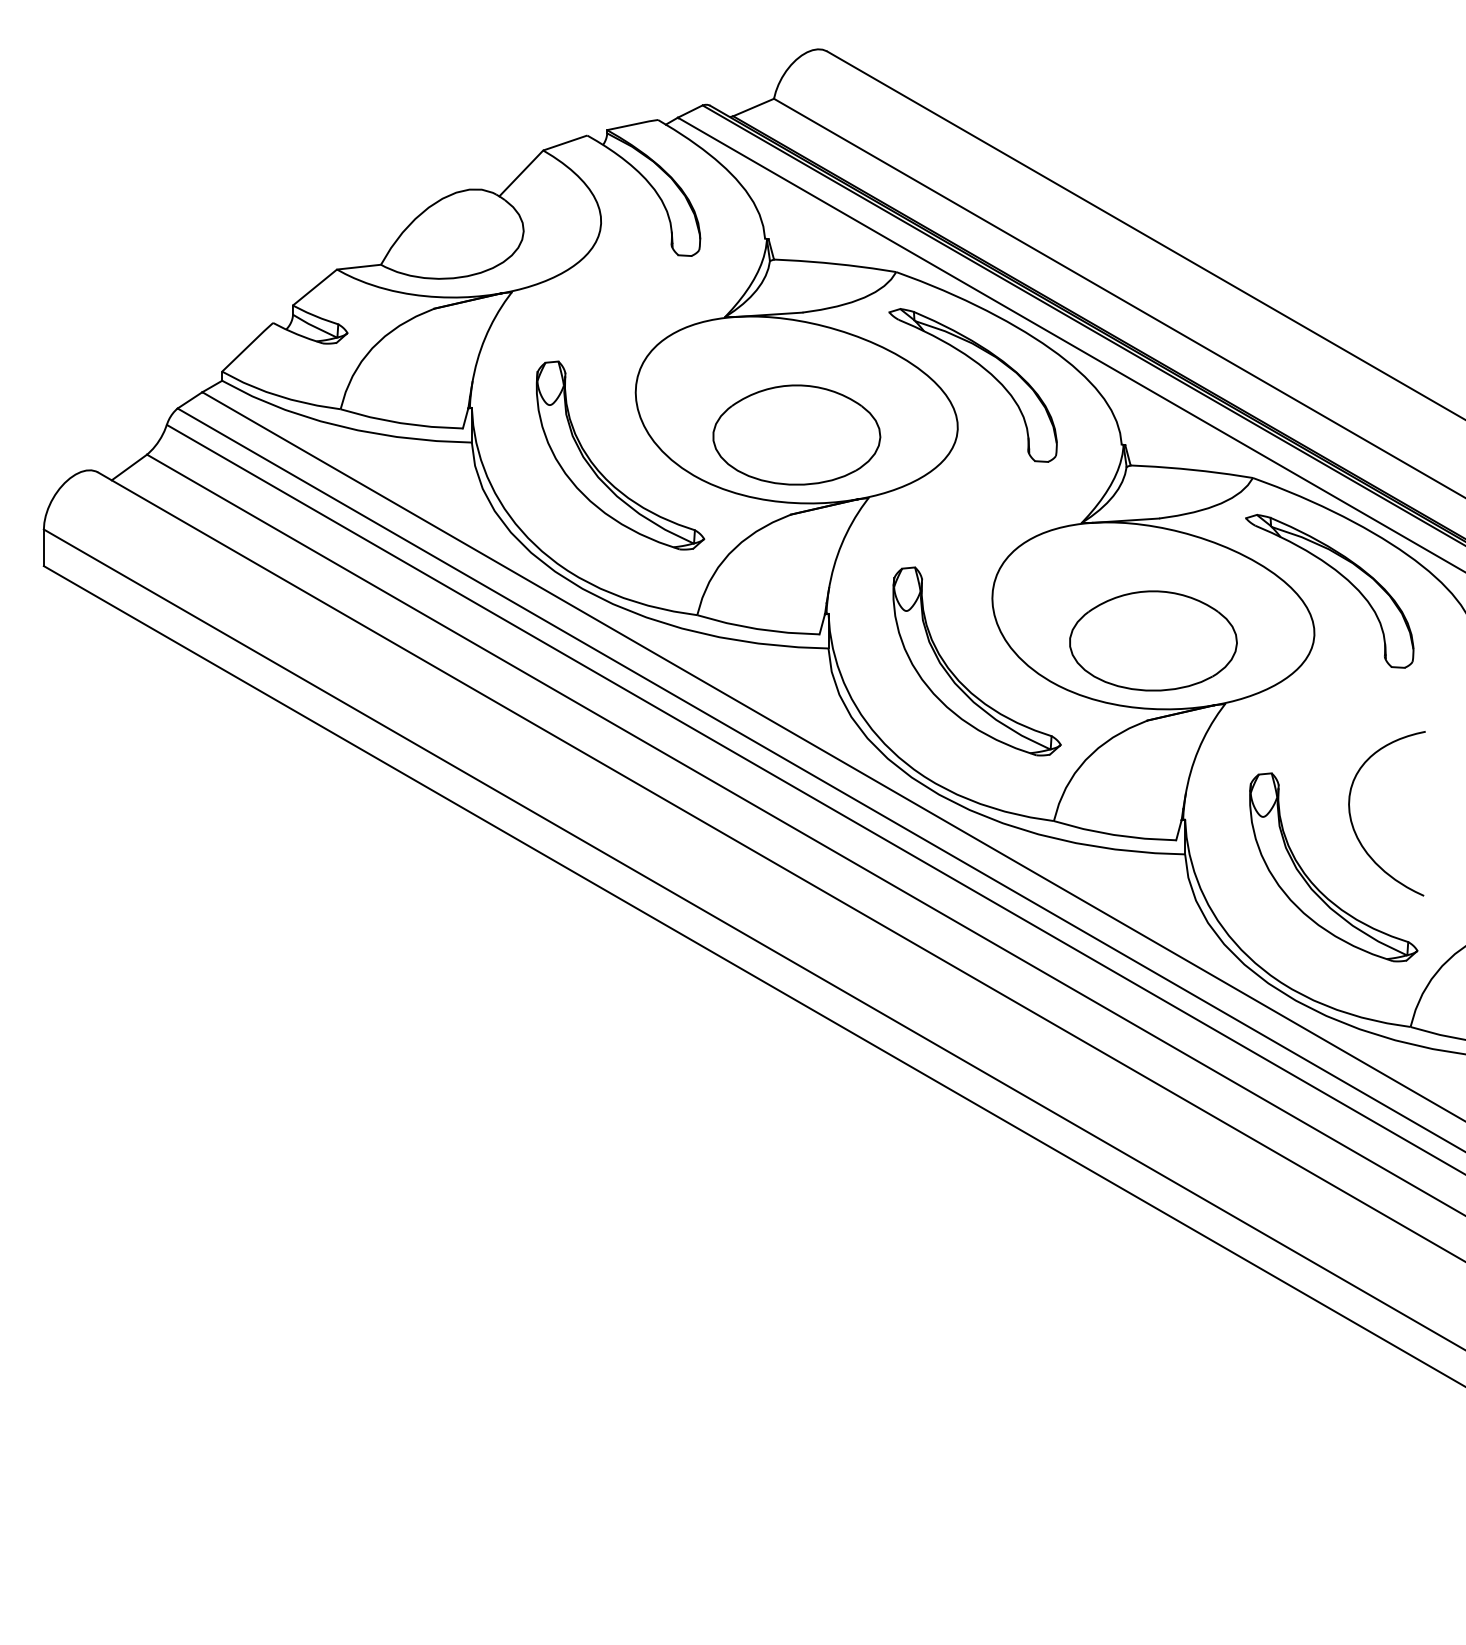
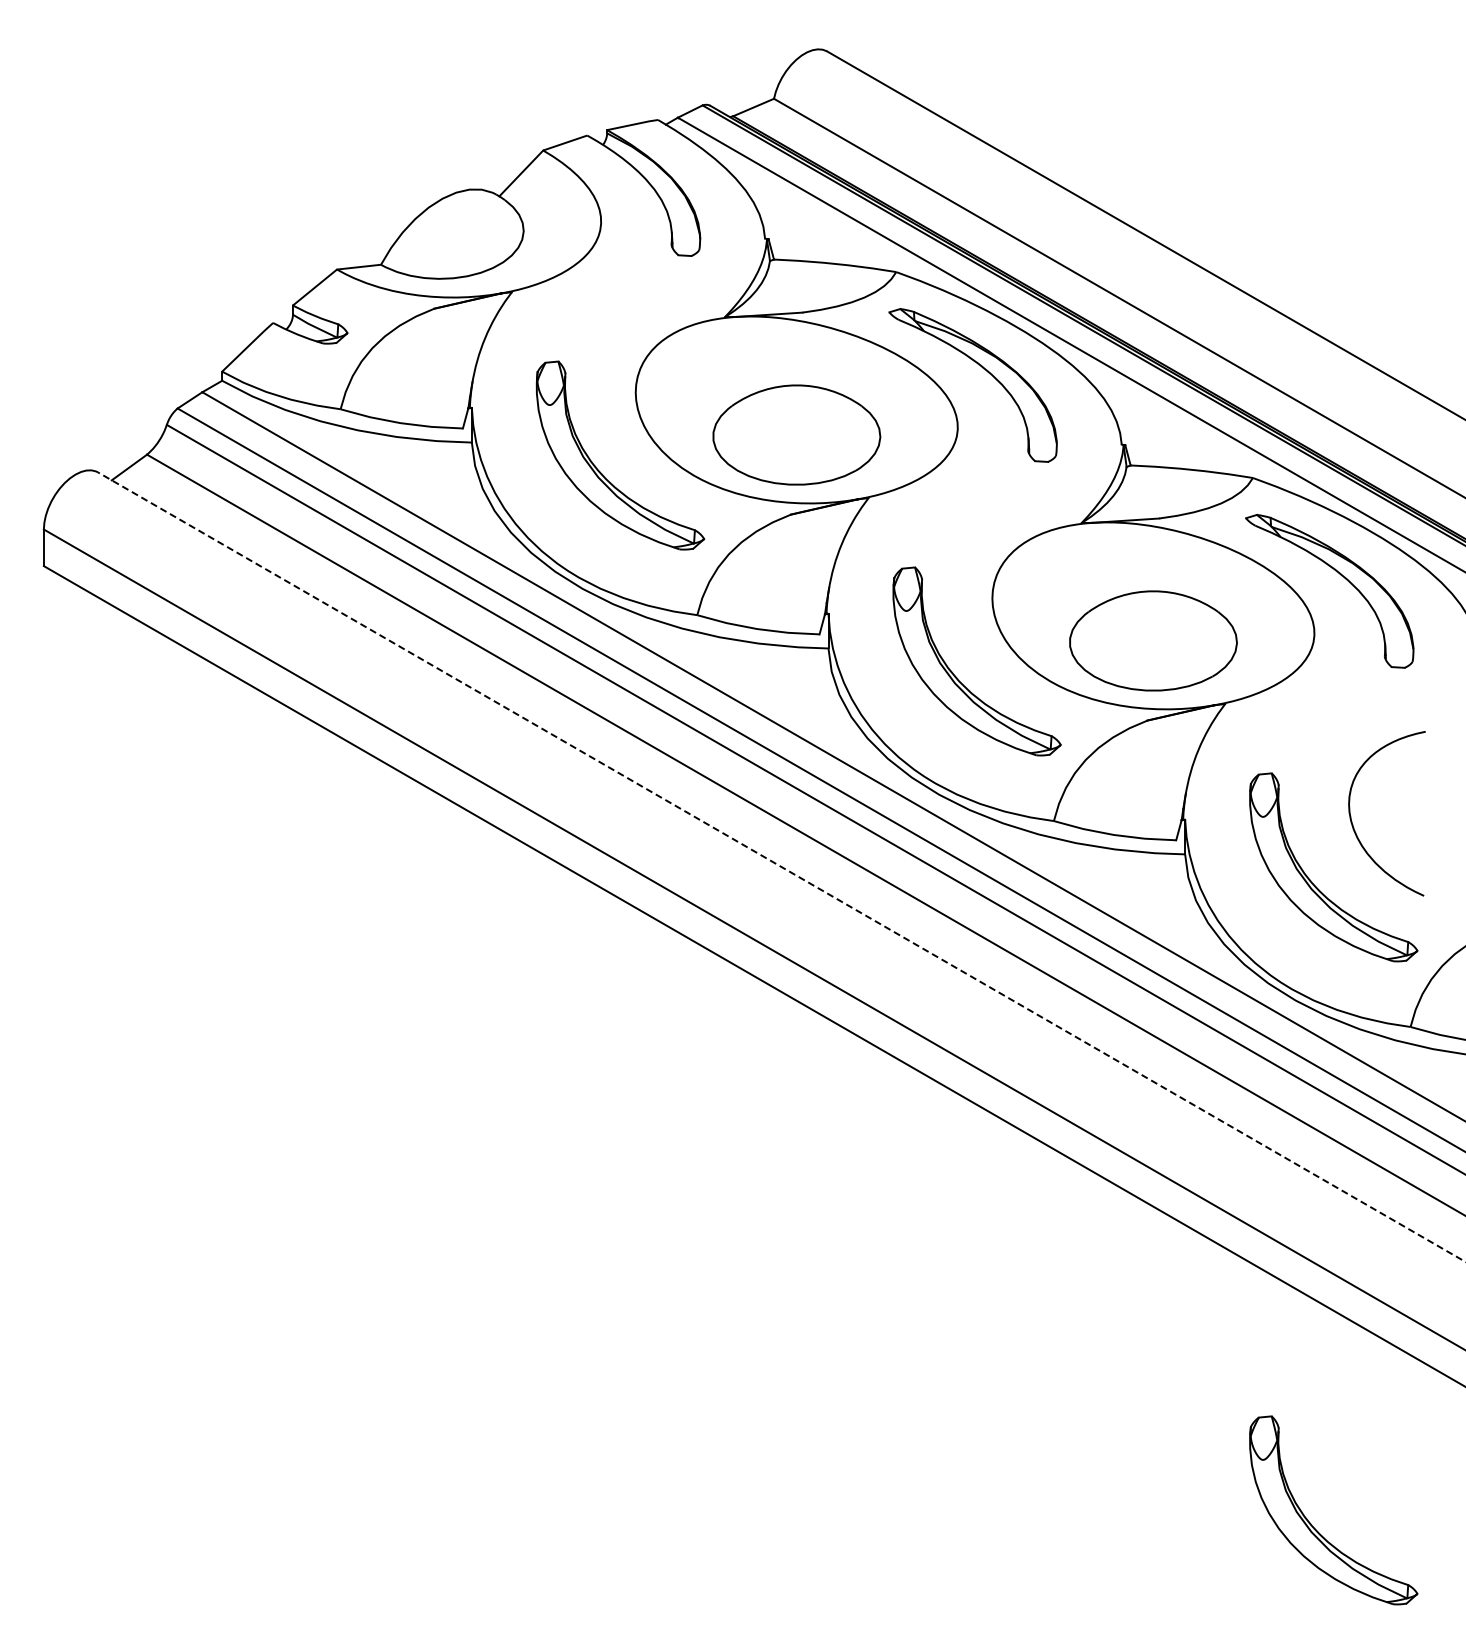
line: solid -> dashed (781, 867)
part: none -> present (1315, 1528)
